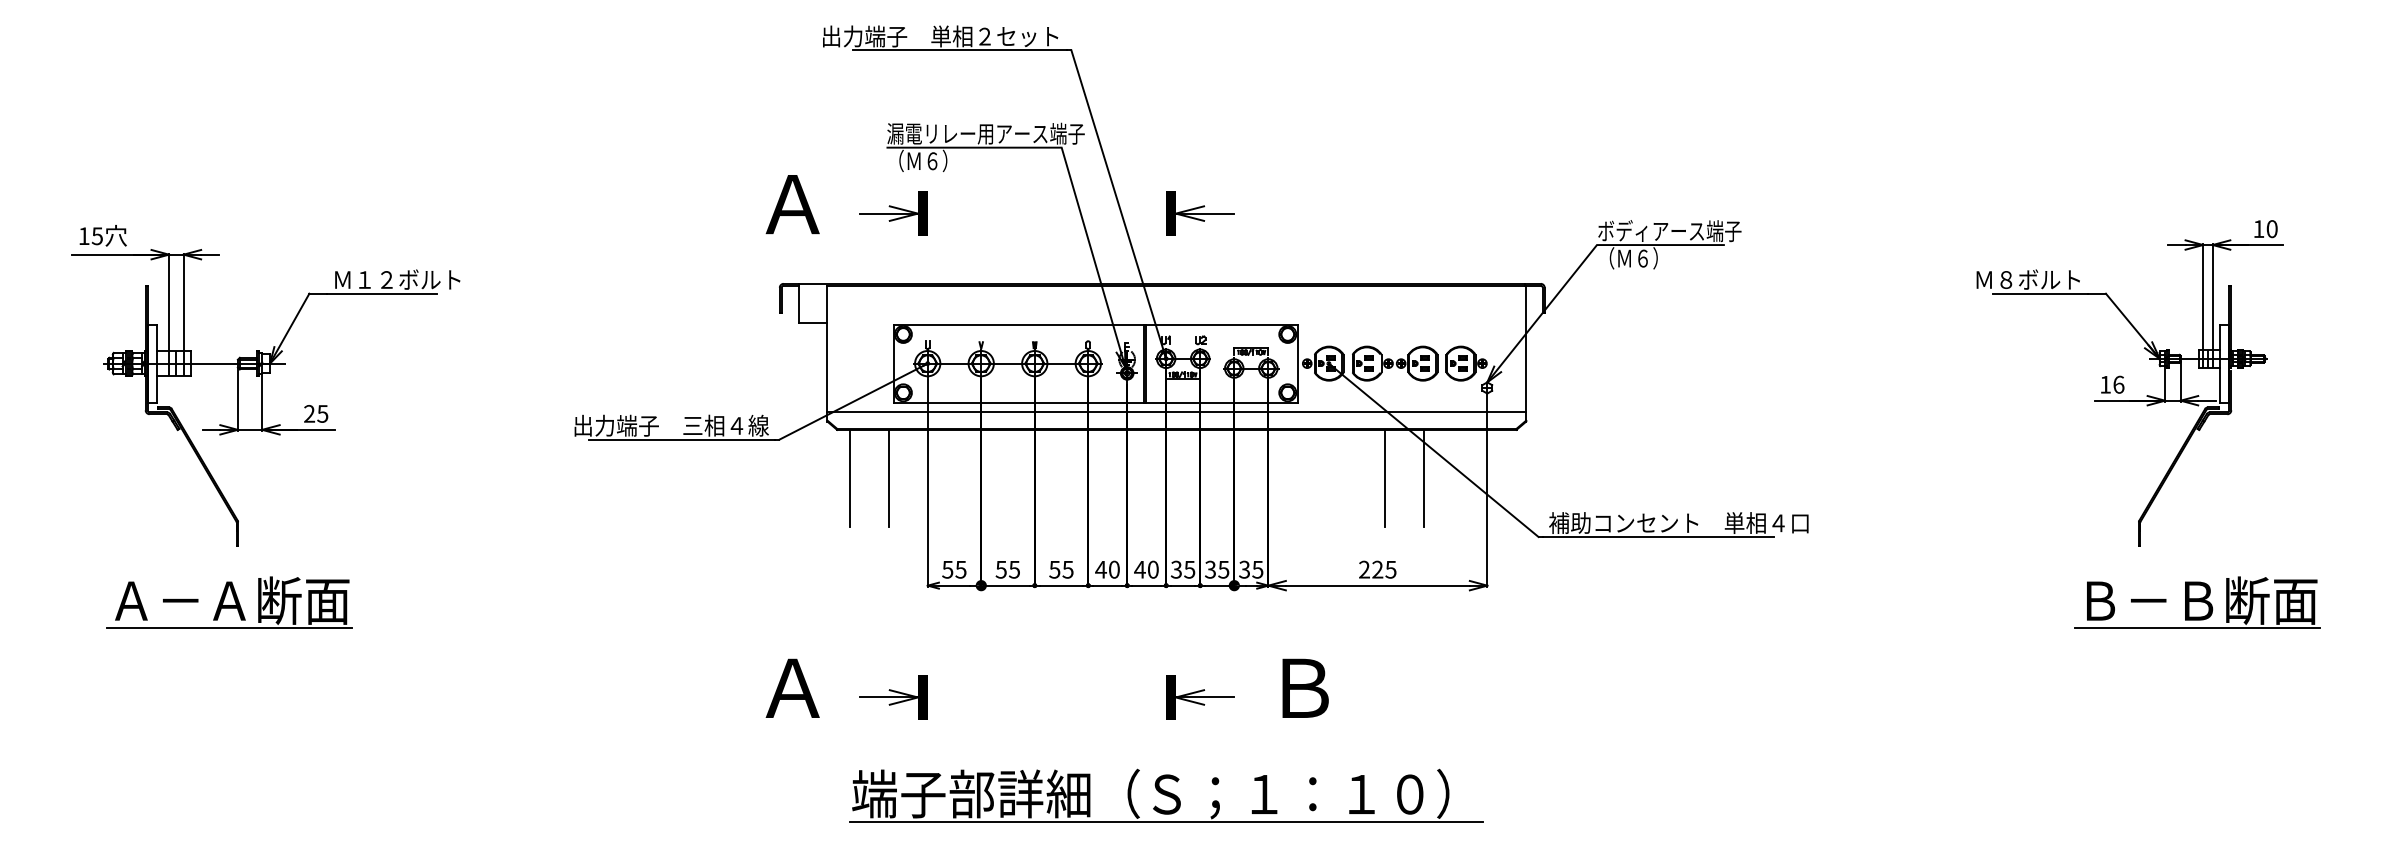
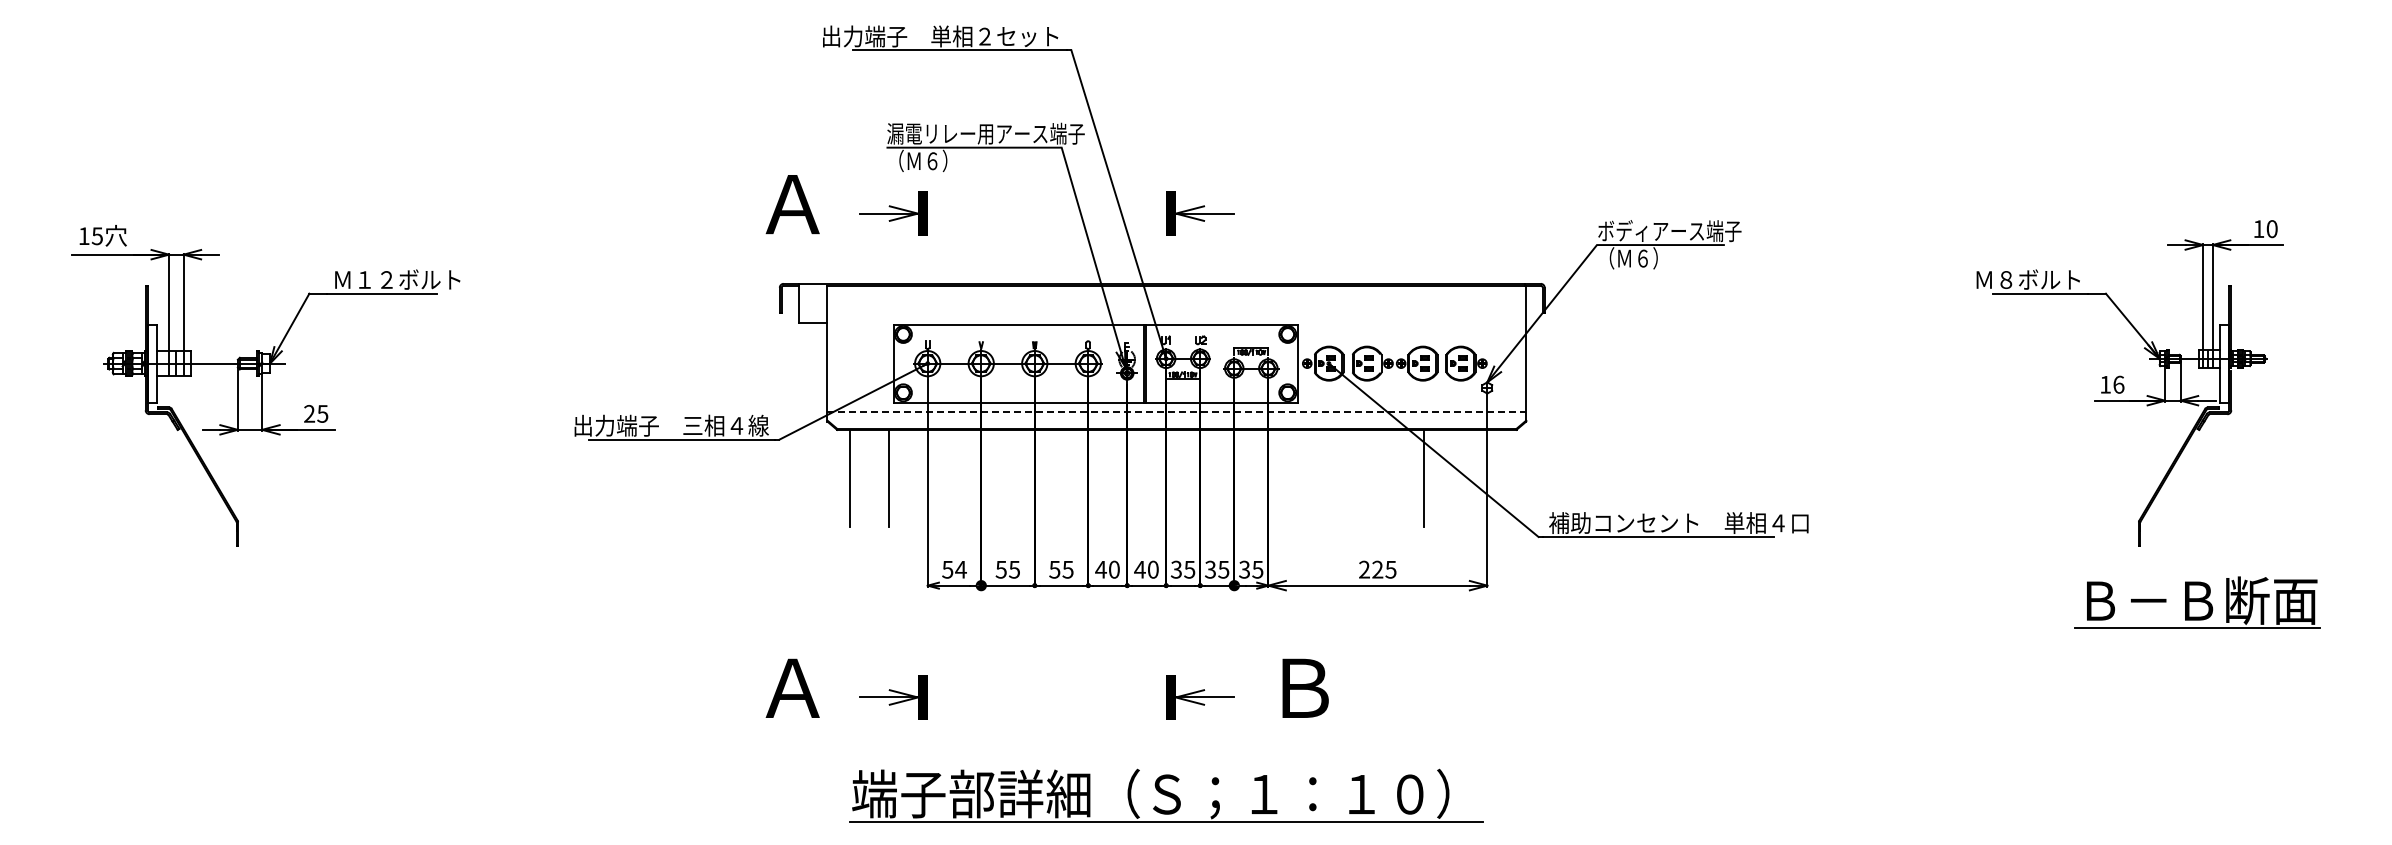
line: solid -> dashed (1177, 412)
line: present -> none (1385, 478)
text: 55 -> 54 (960, 569)
part: present -> none (229, 602)
